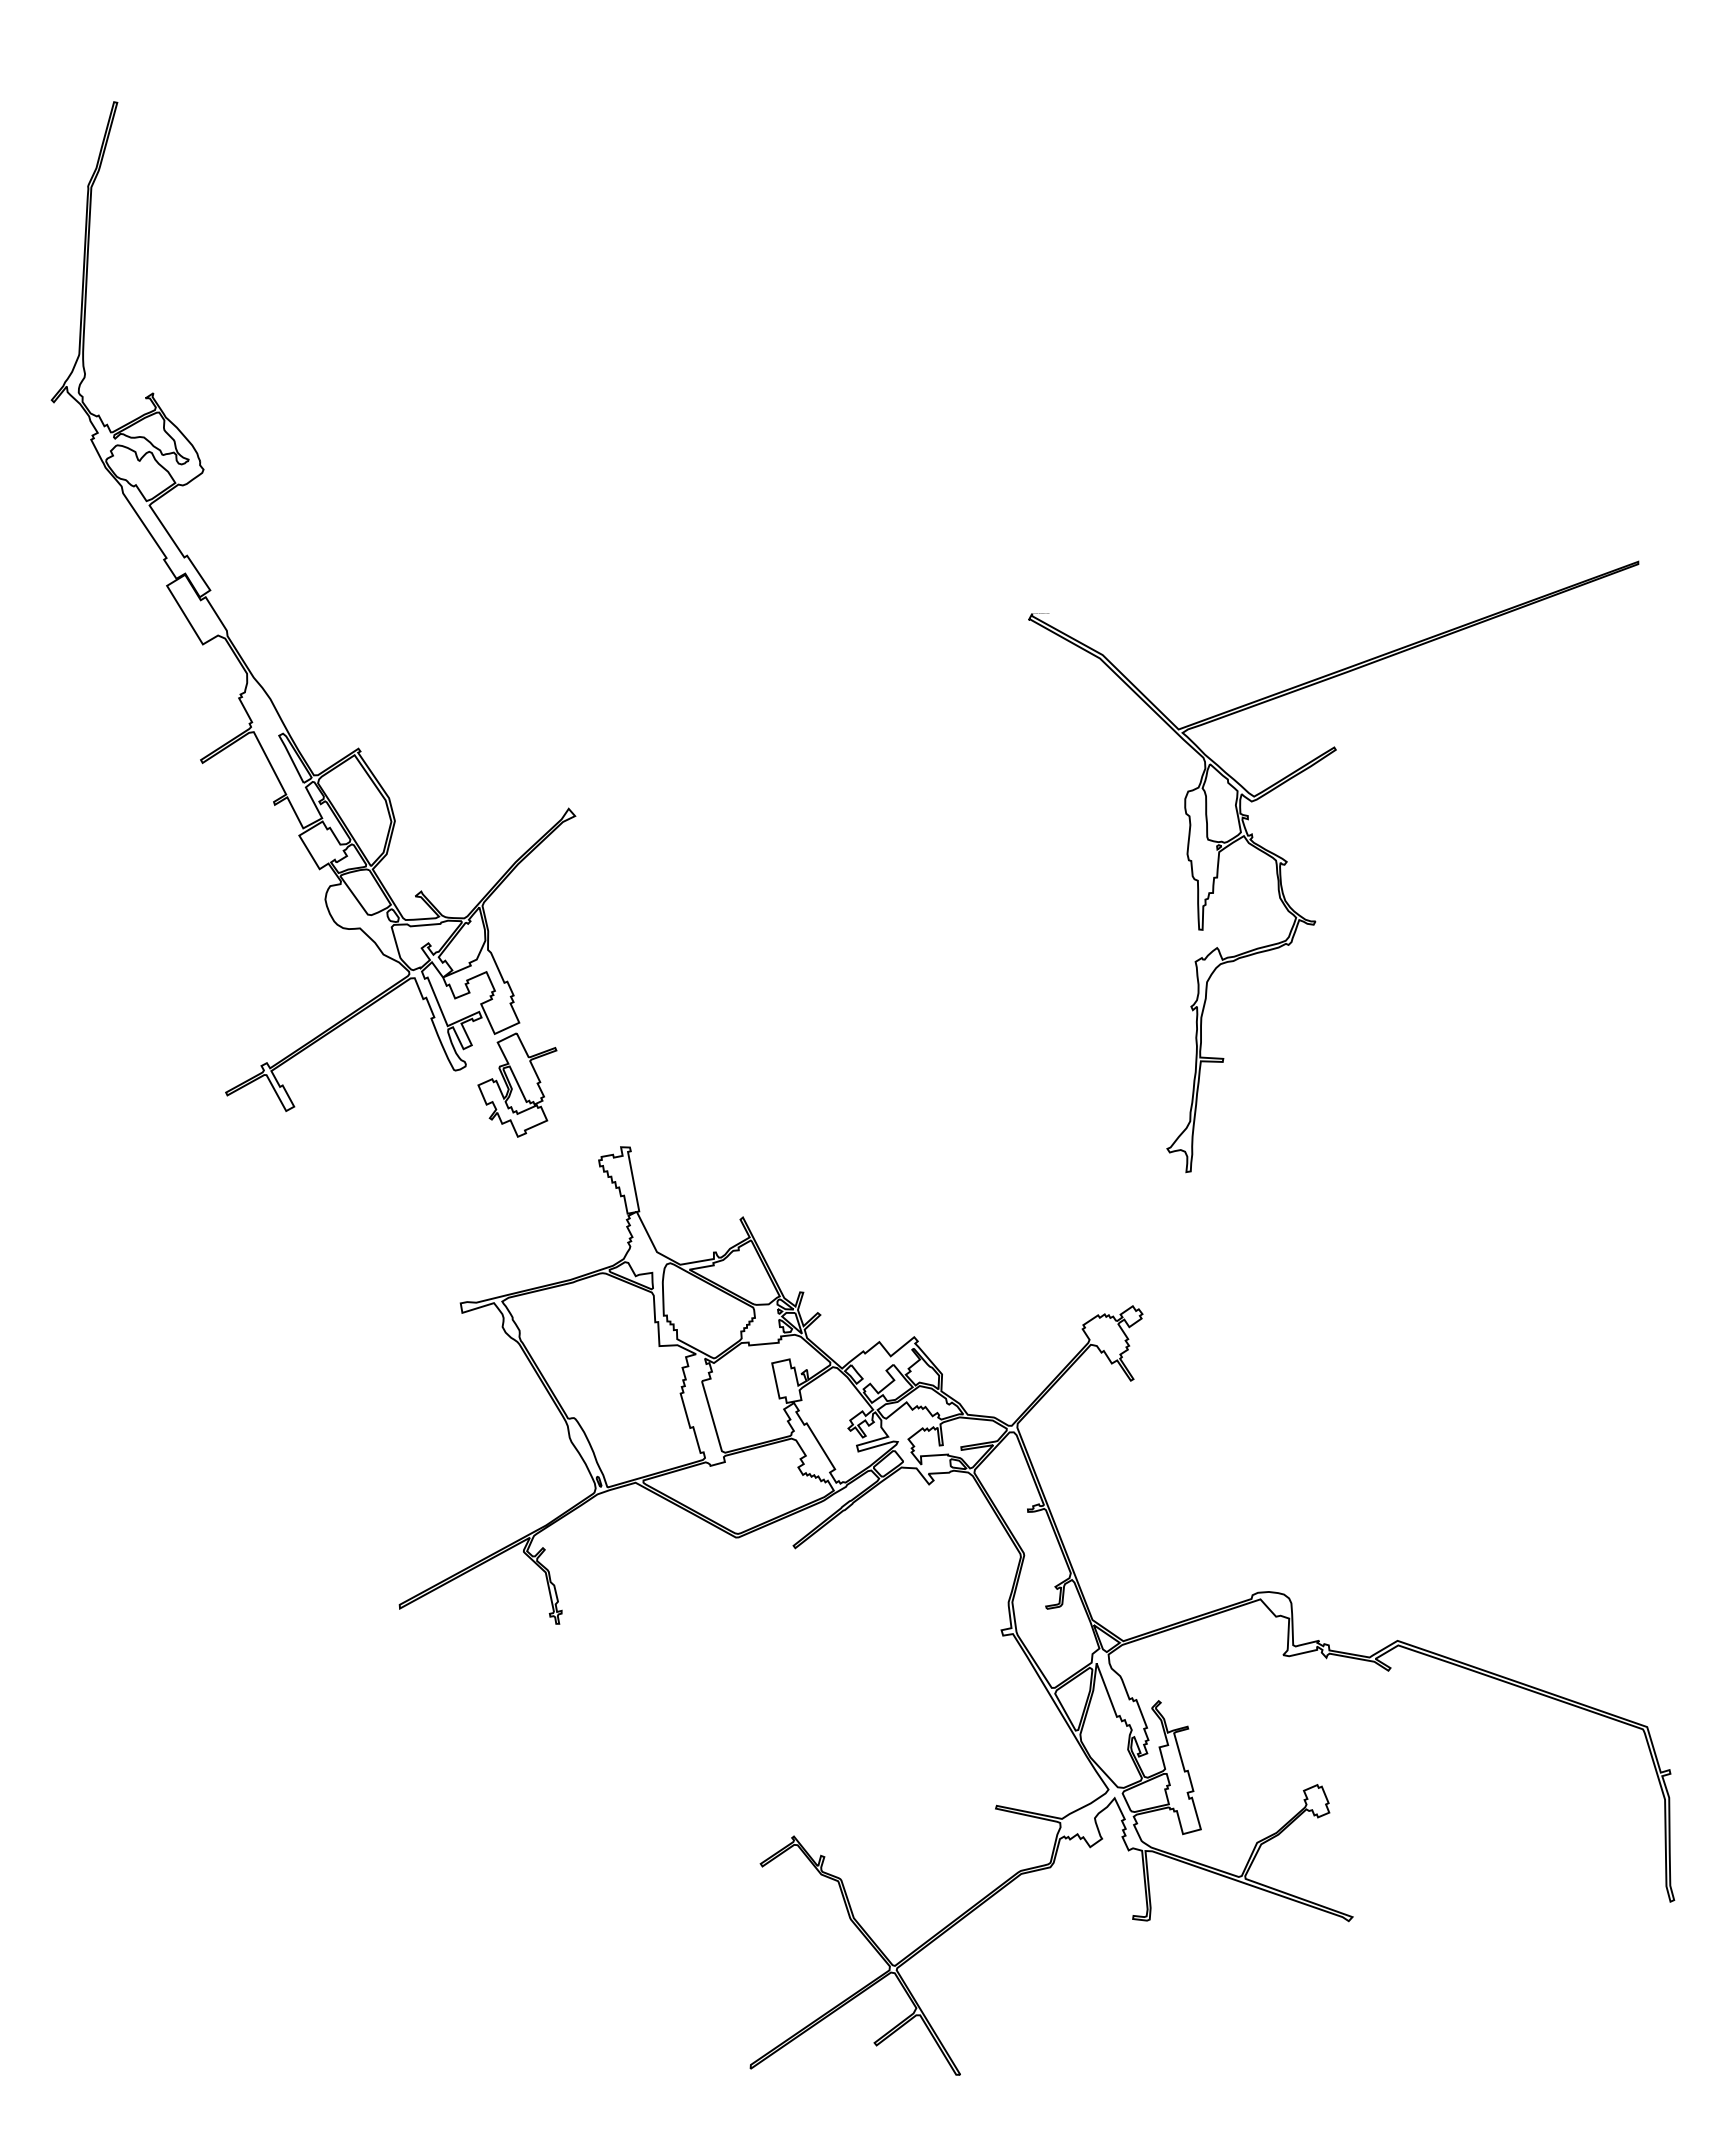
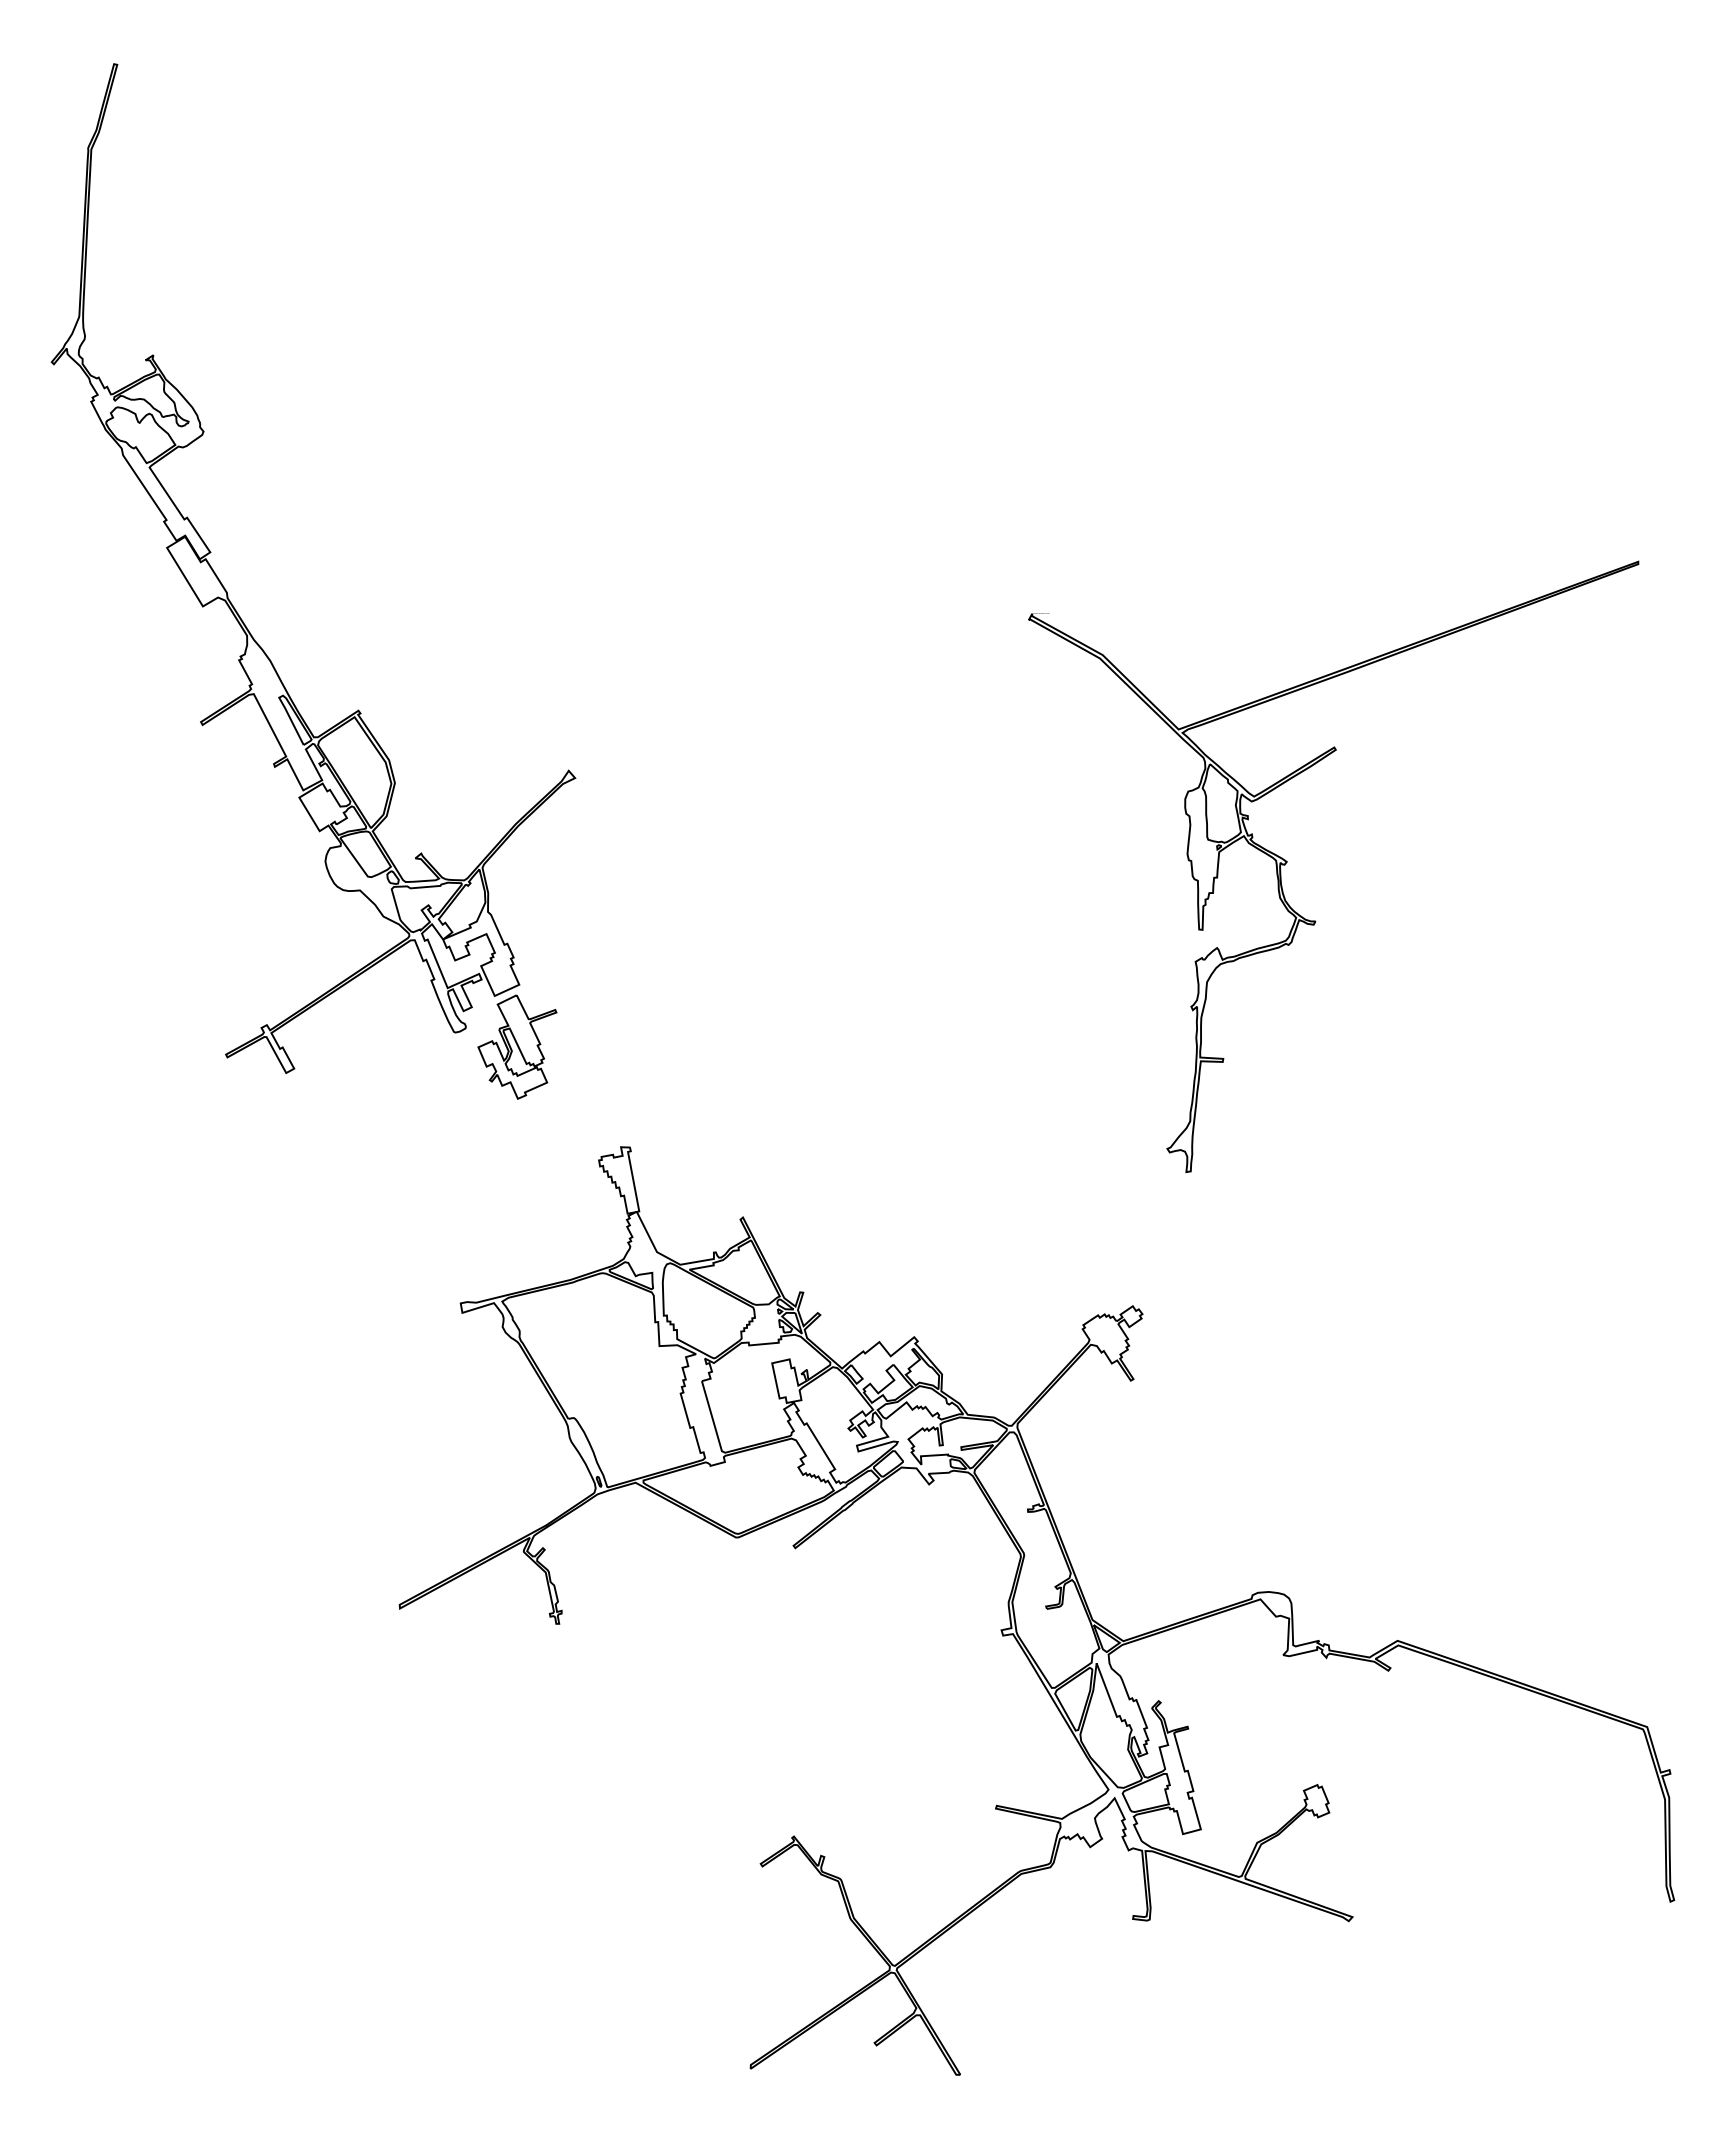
part position: (244, 660) -> (244, 622) (244, 622)
